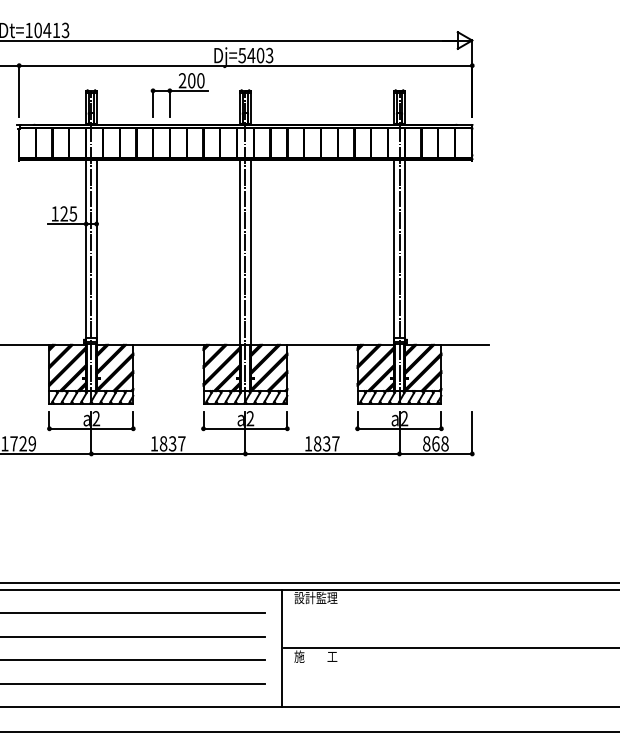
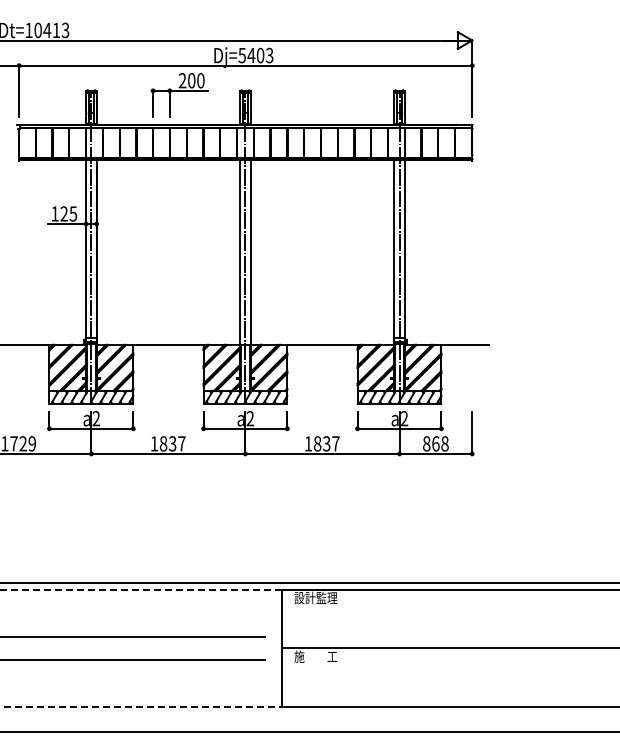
line: solid -> dashed (140, 589)
line: present -> none (133, 613)
line: present -> none (133, 683)
line: solid -> dashed (141, 707)
